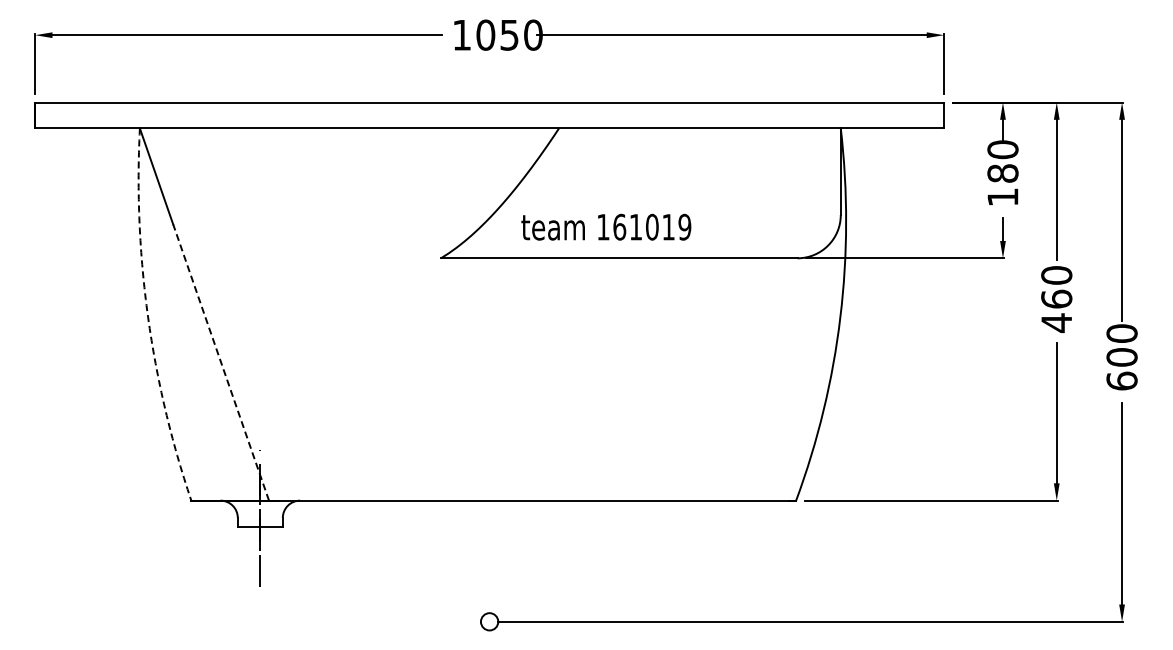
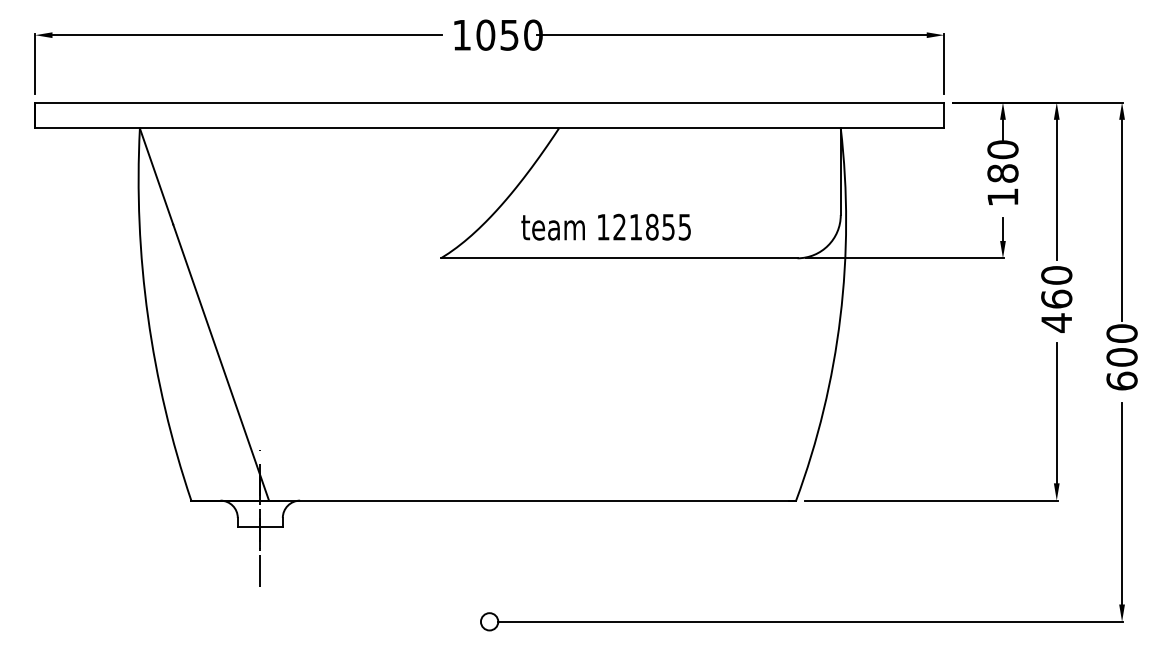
text: 161019 -> 121855 (652, 226)
arc: dashed -> solid (148, 317)
line: dashed -> solid (220, 362)
